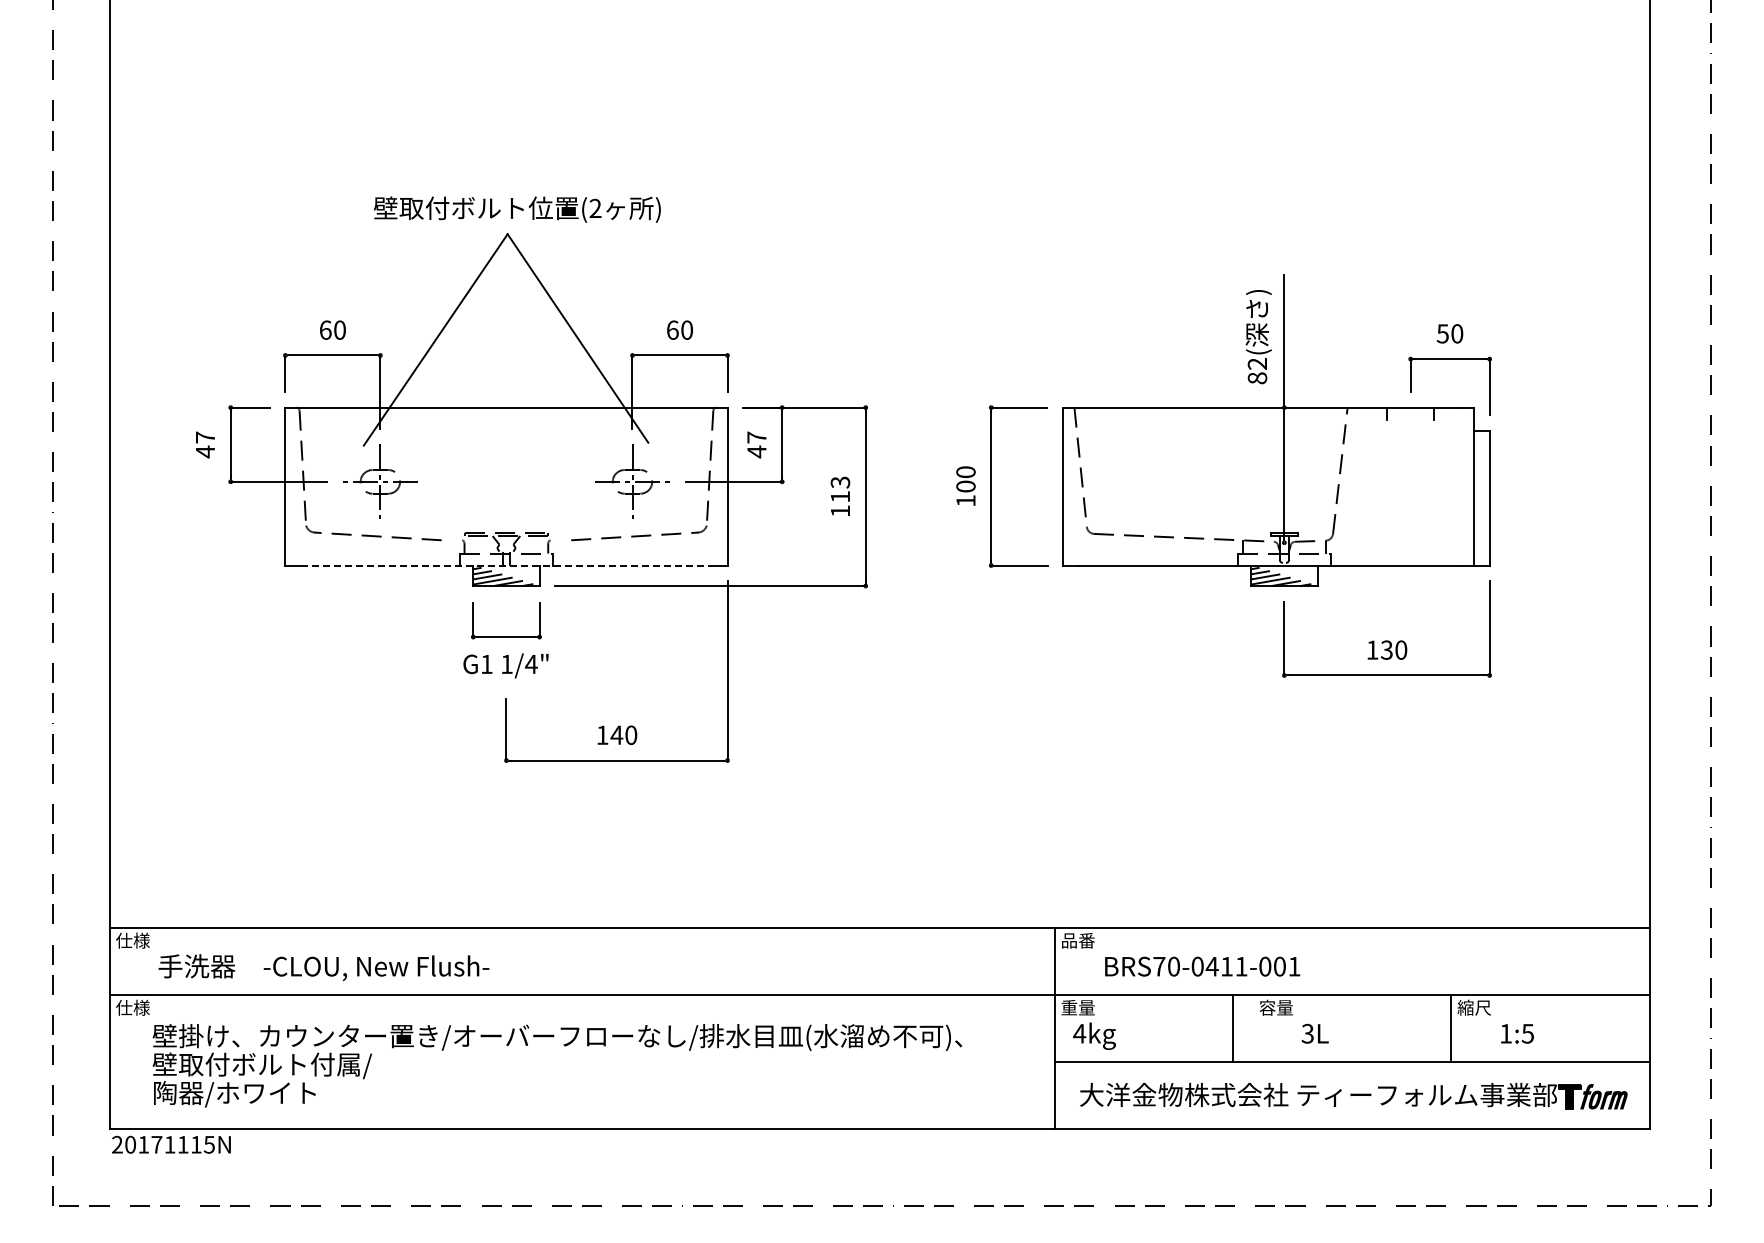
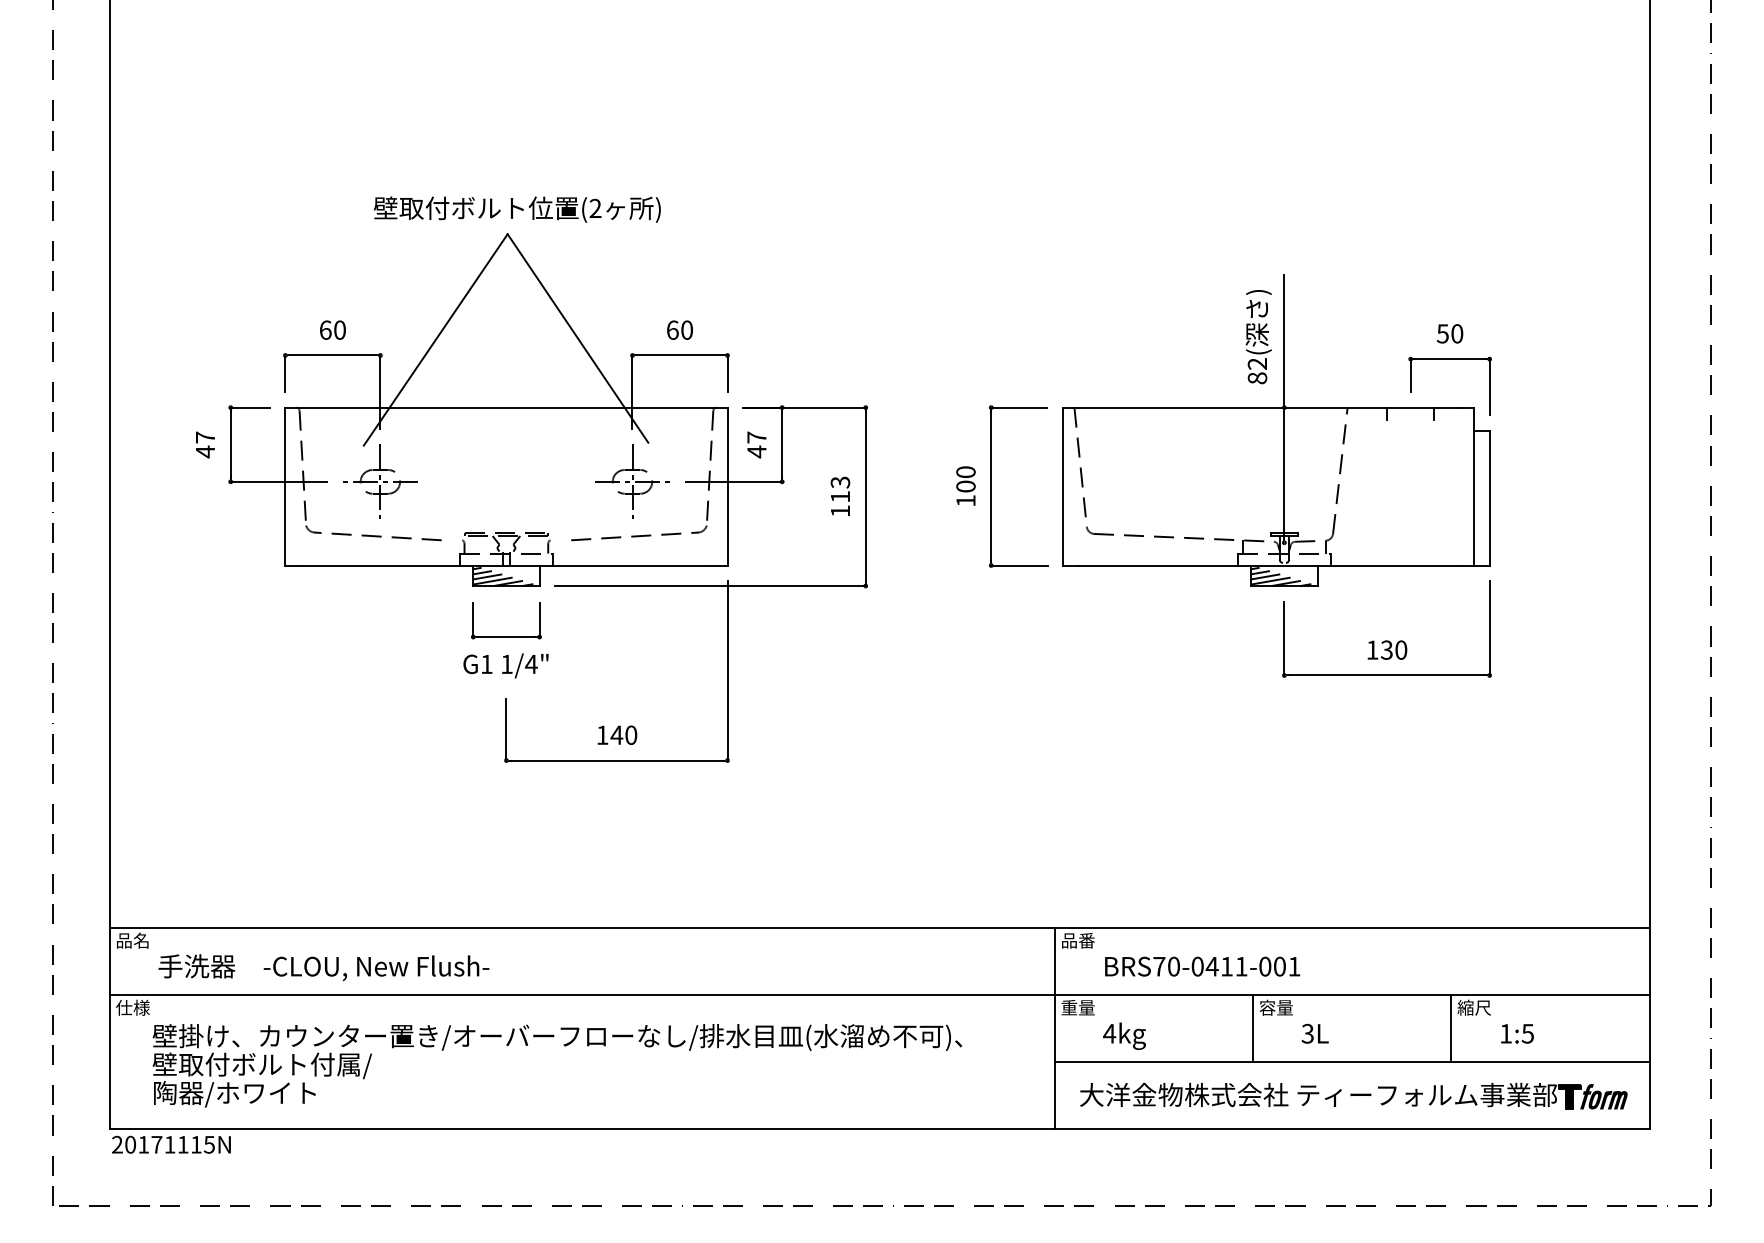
line: dashed -> solid (506, 565)
text: 仕様 -> 品名 (132, 940)
line position: (1233, 1028) -> (1253, 1028) (1253, 1028)
text position: (1094, 1035) -> (1124, 1035) (1124, 1035)
